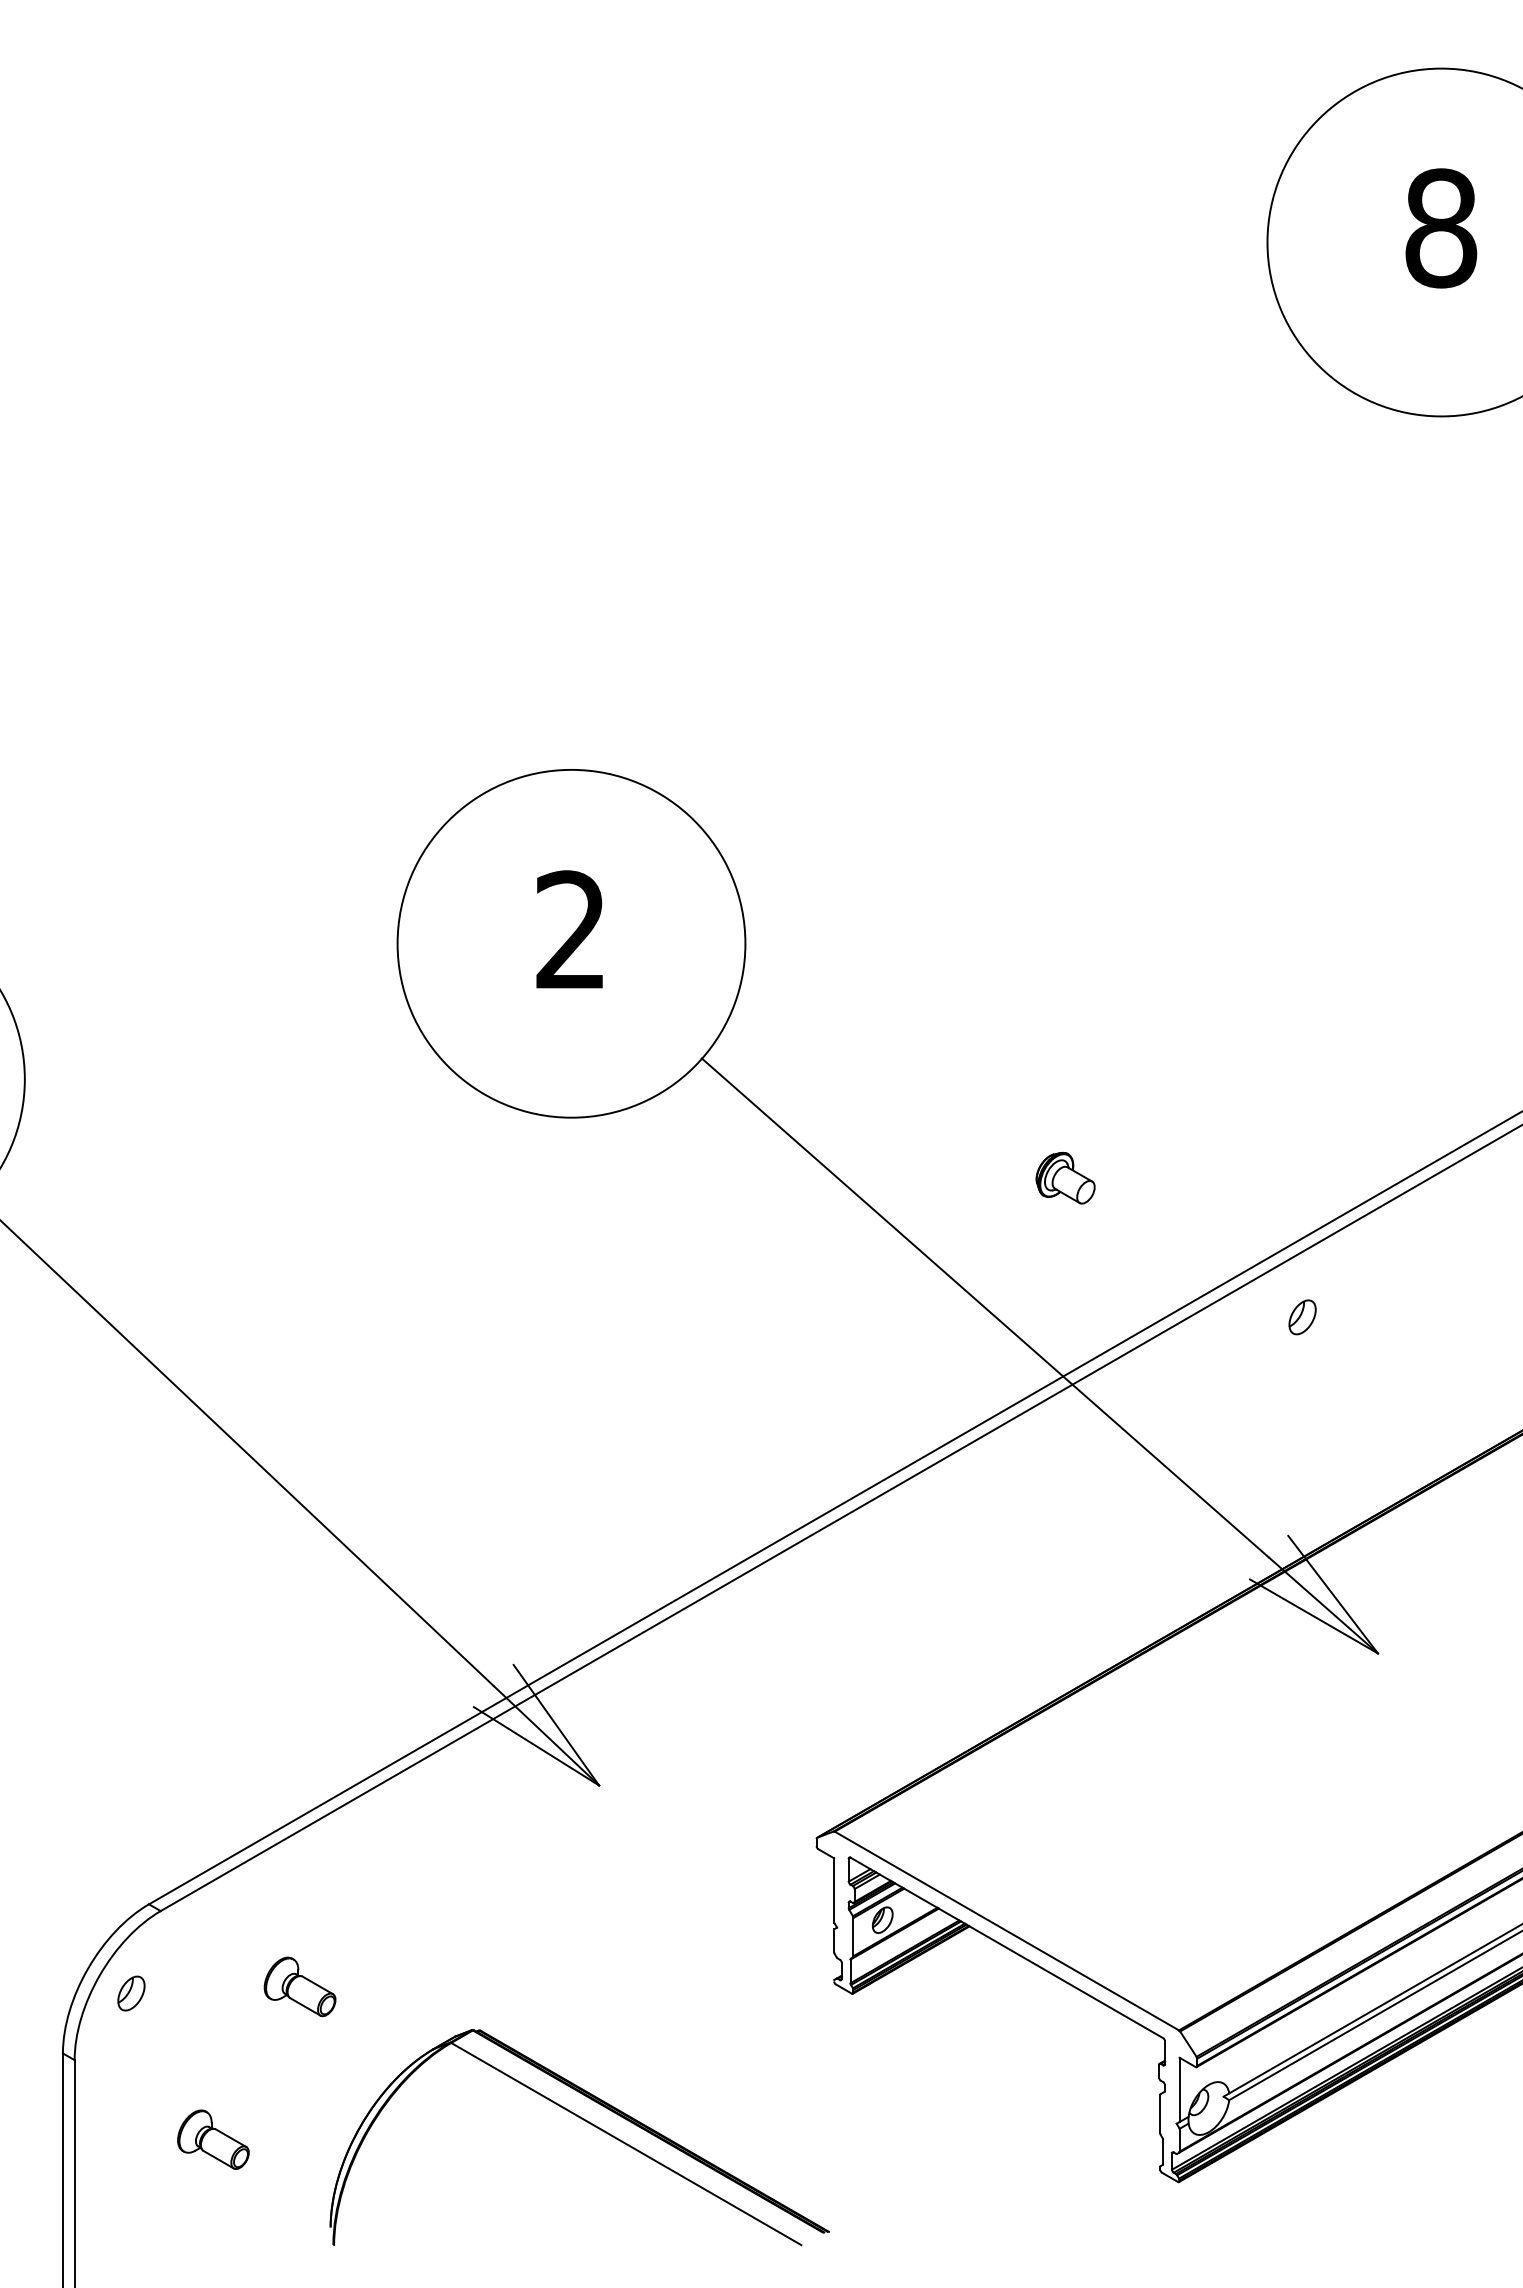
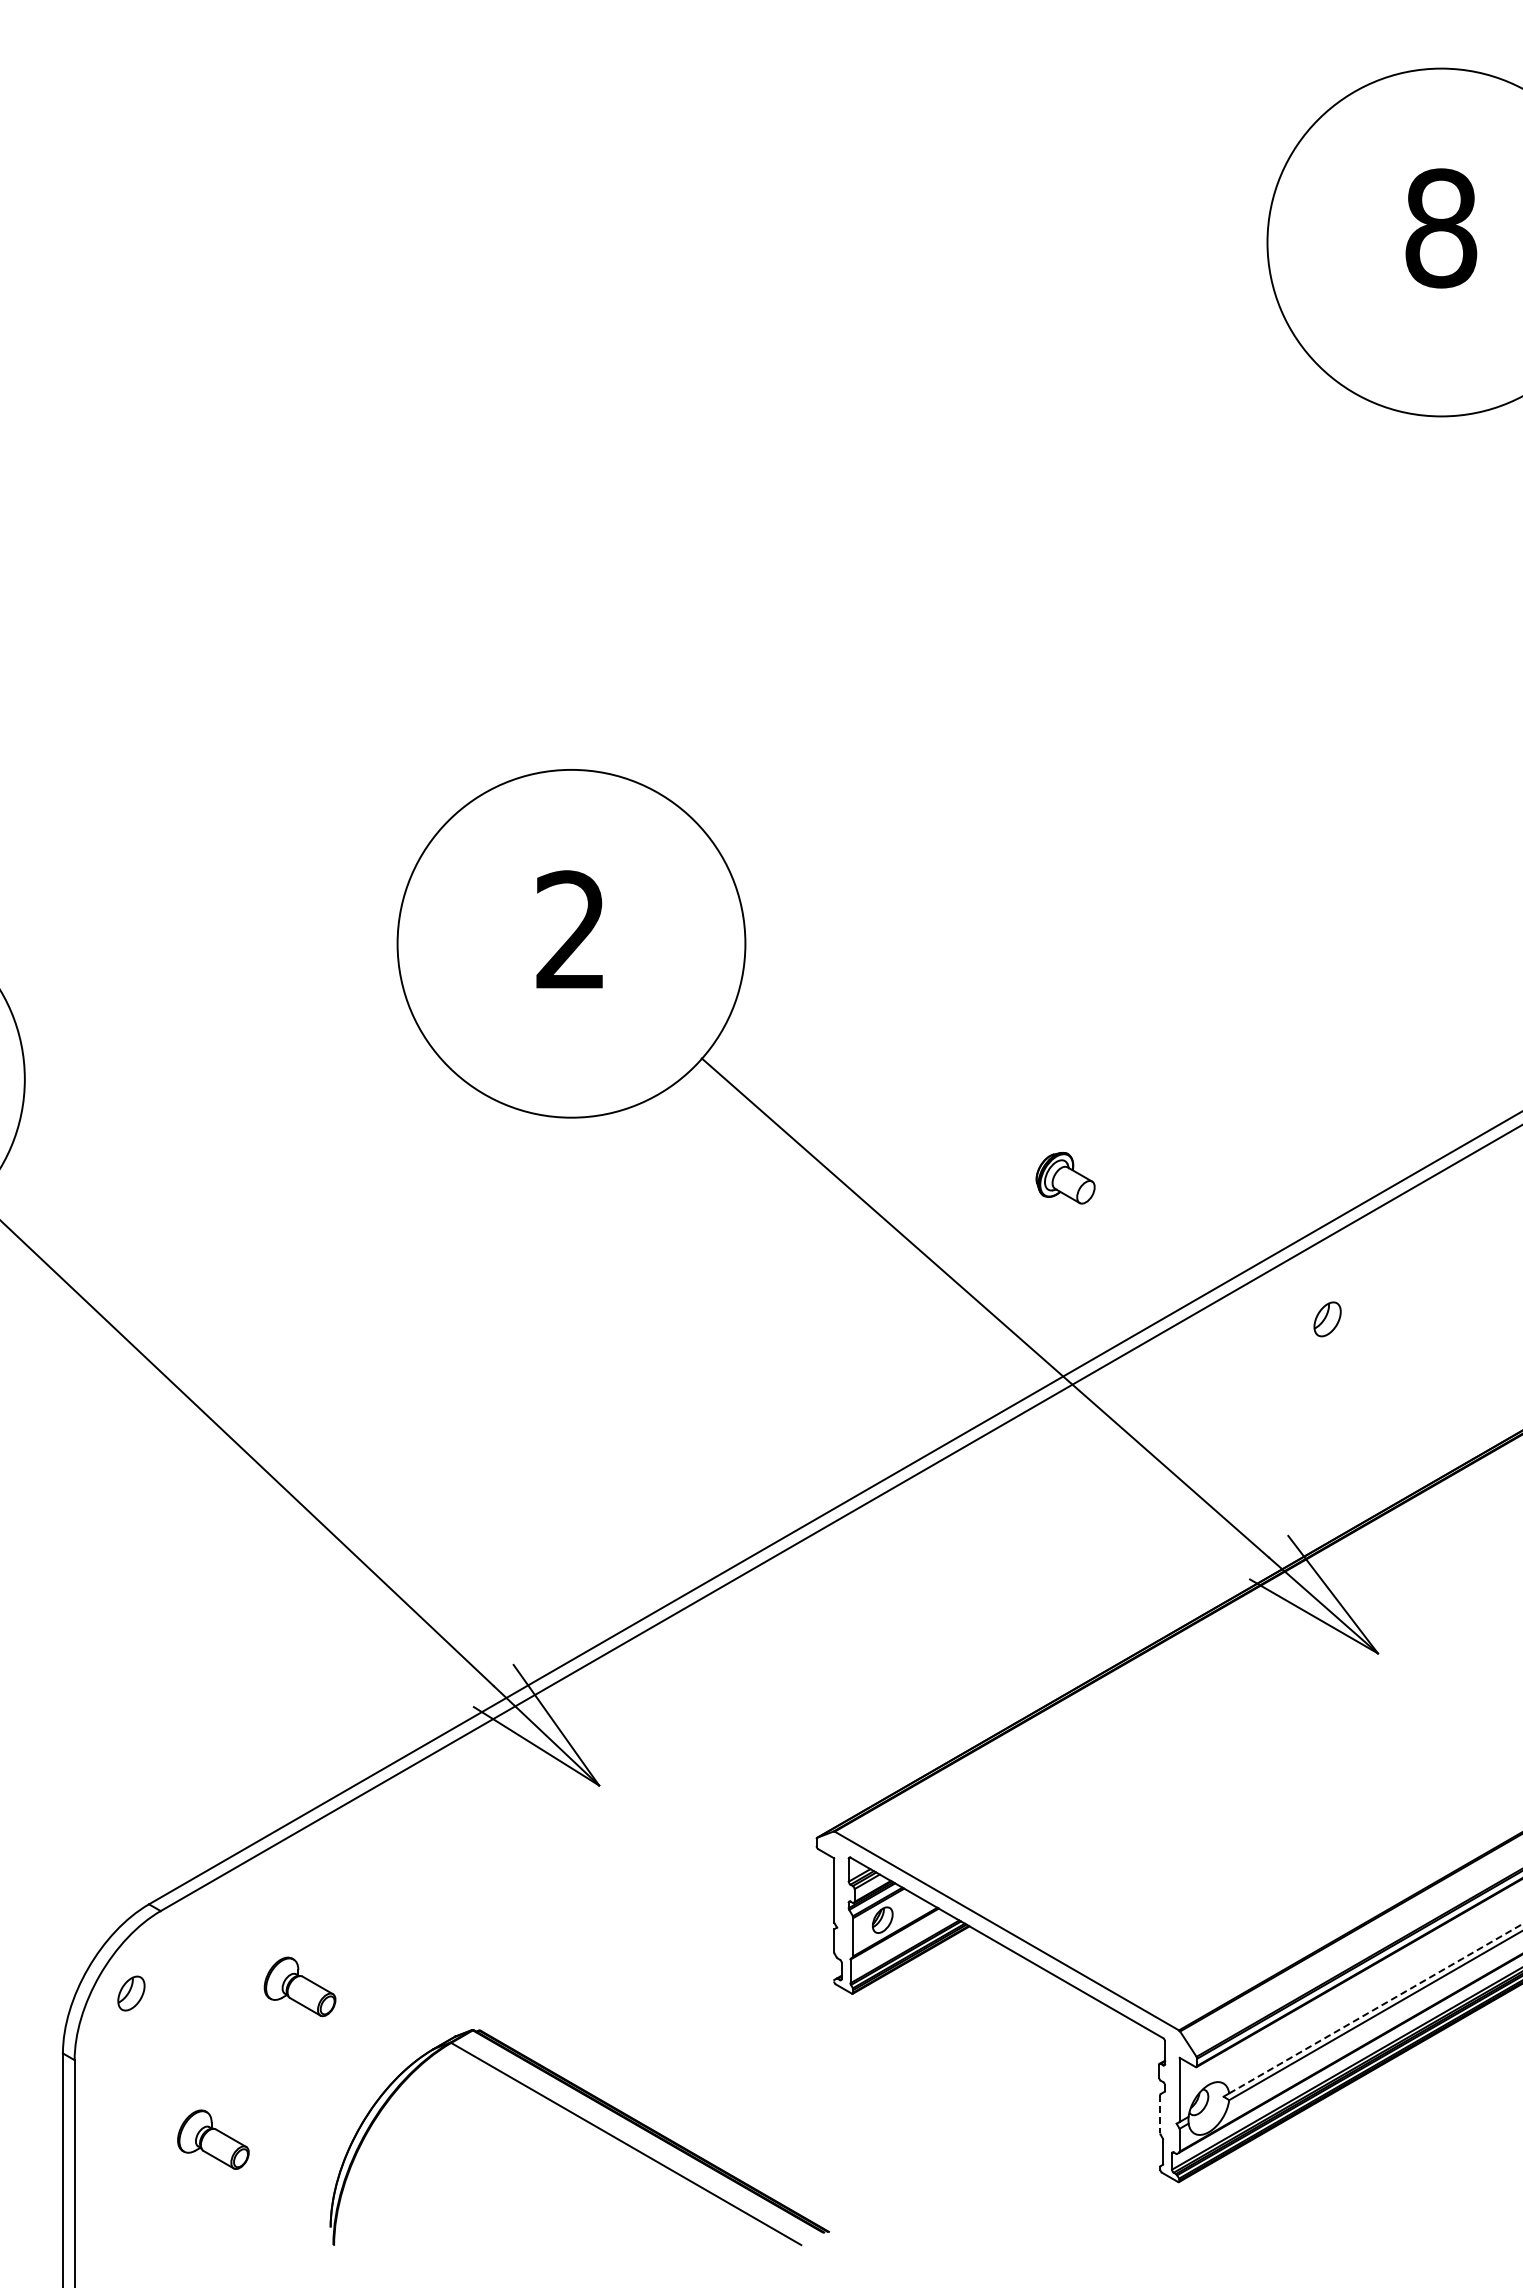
part position: (1302, 1317) -> (1327, 1319) (1327, 1319)
line: solid -> dashed (1376, 2008)
line: solid -> dashed (1160, 2114)
